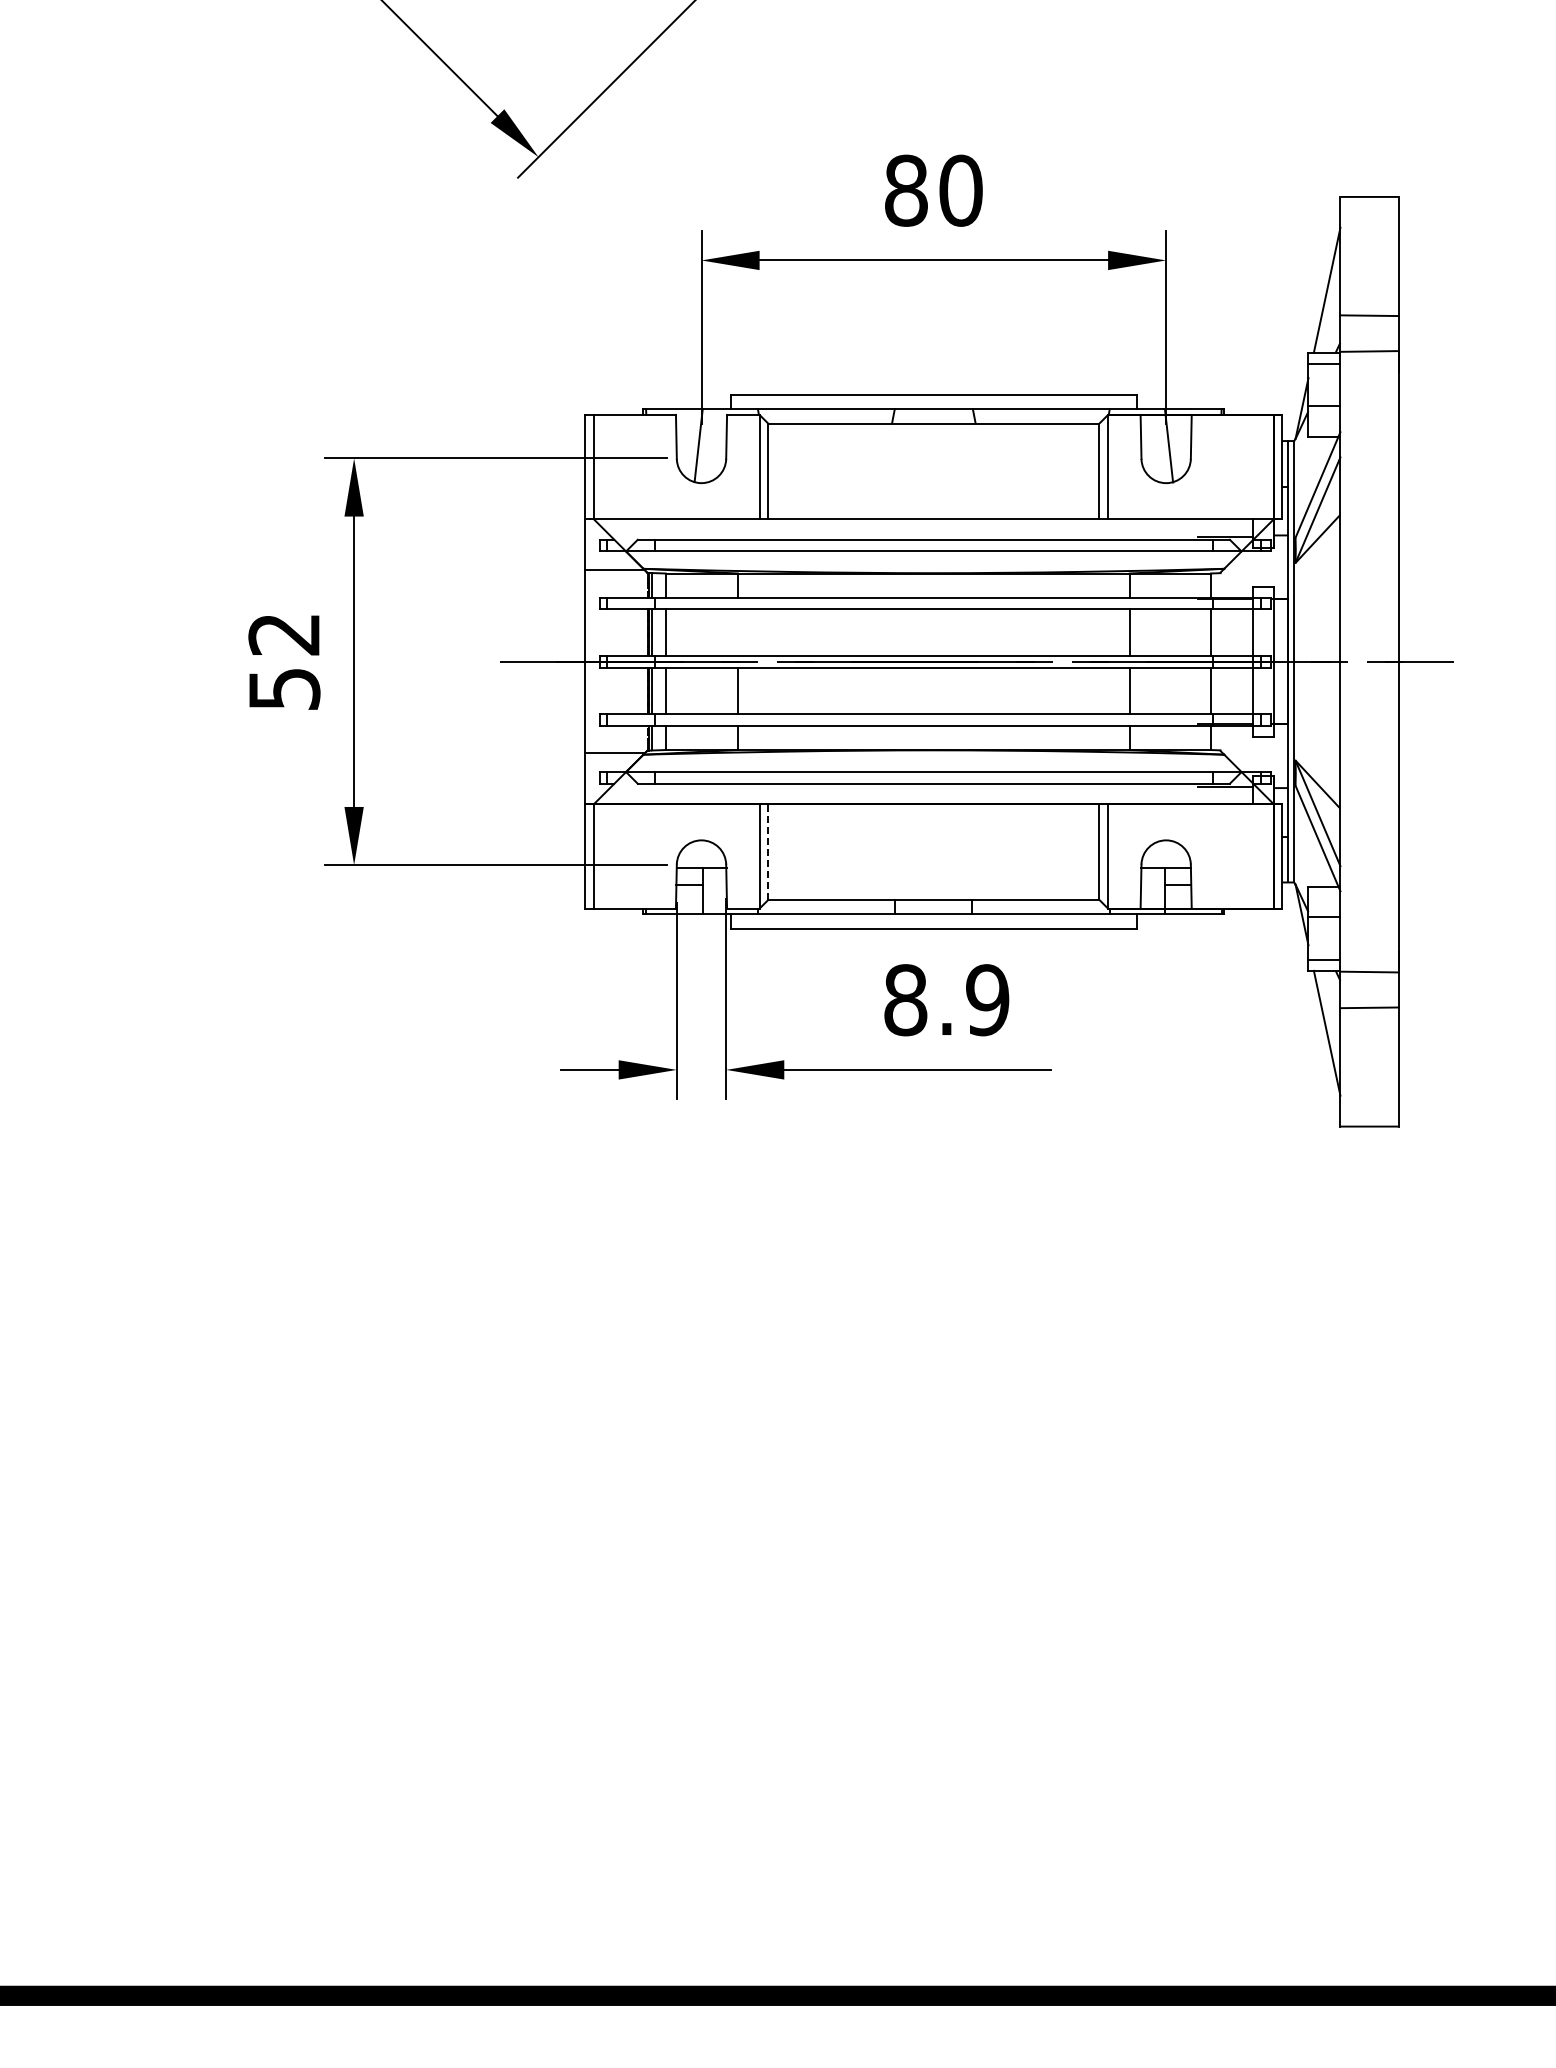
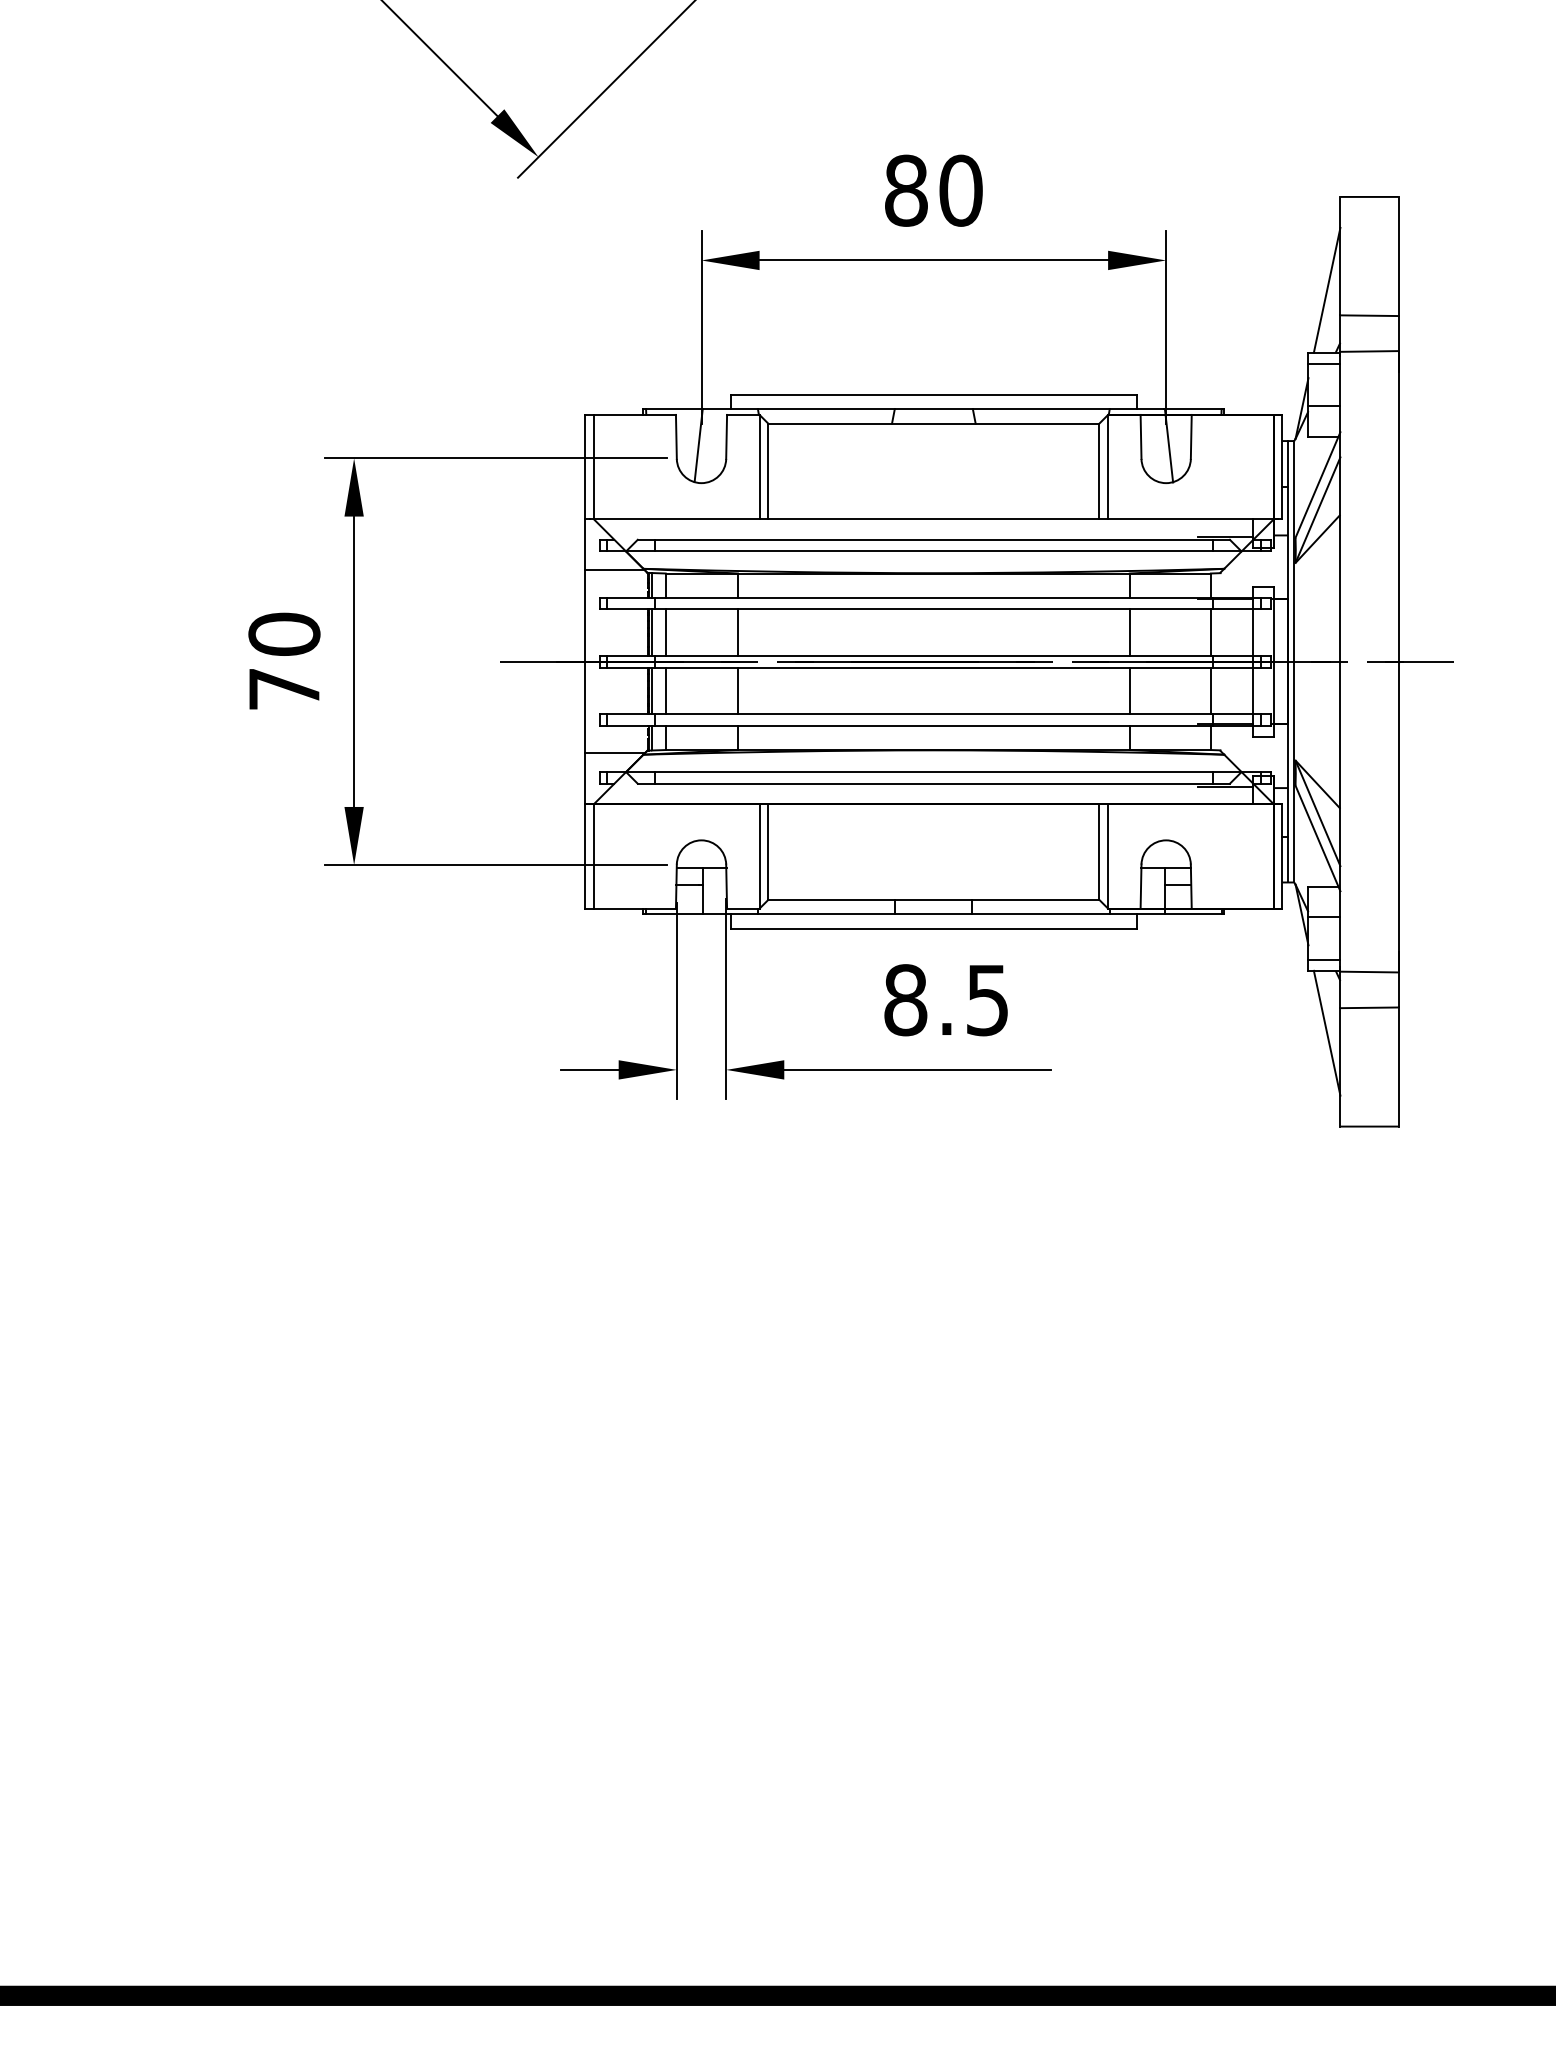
line: none -> present (737, 632)
text: 52 -> 70 (284, 660)
line: dashed -> solid (768, 851)
text: 8.9 -> 8.5 (987, 1000)
